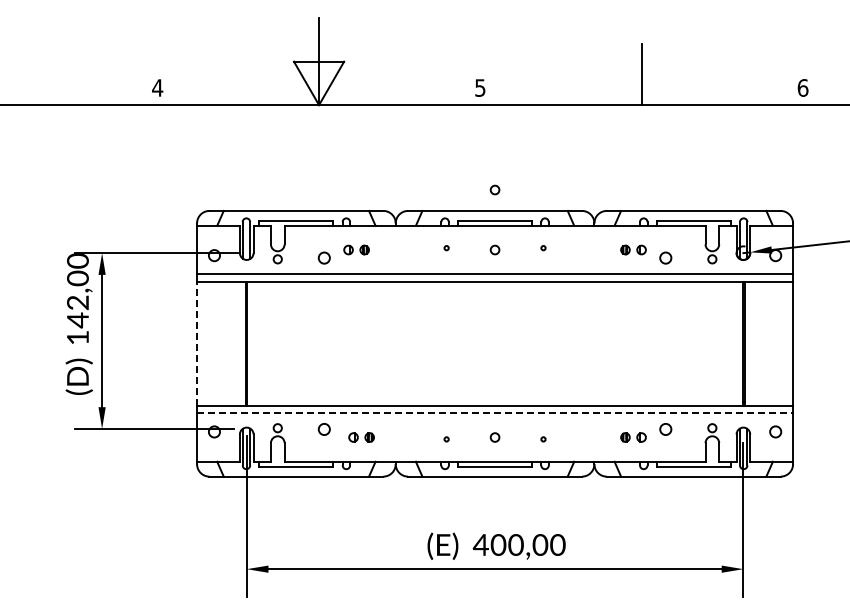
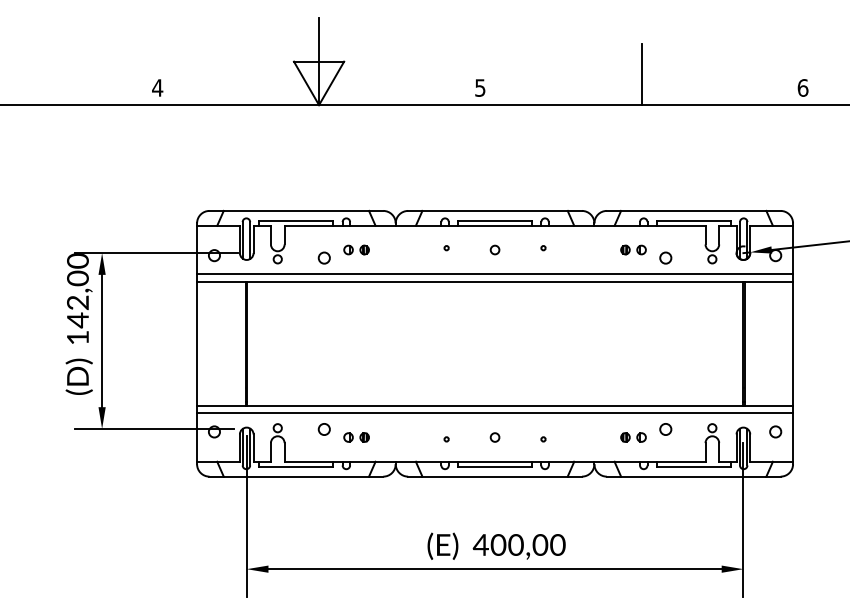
circle: present -> none (494, 189)
line: dashed -> solid (197, 343)
line: dashed -> solid (495, 413)
part position: (361, 437) -> (356, 437) (356, 437)
